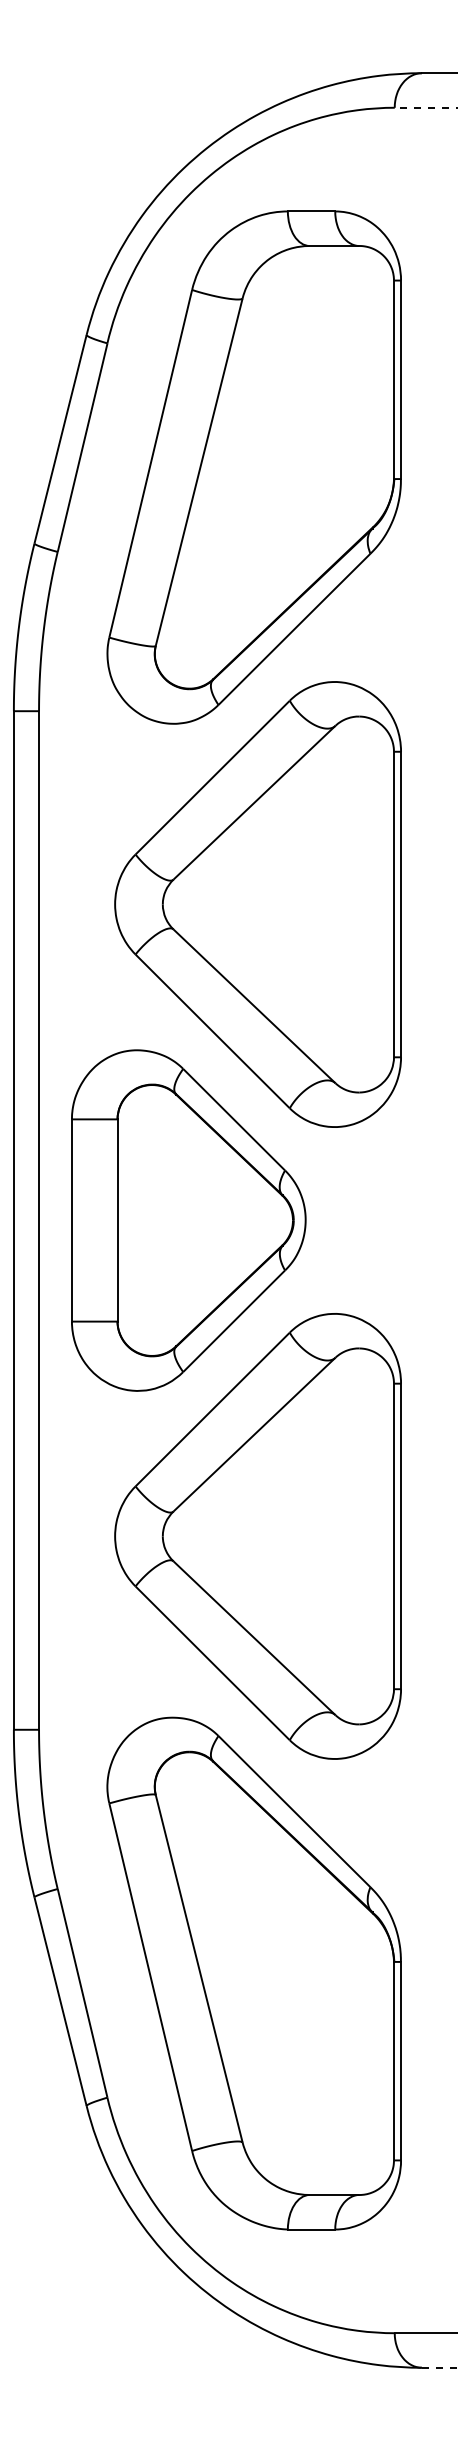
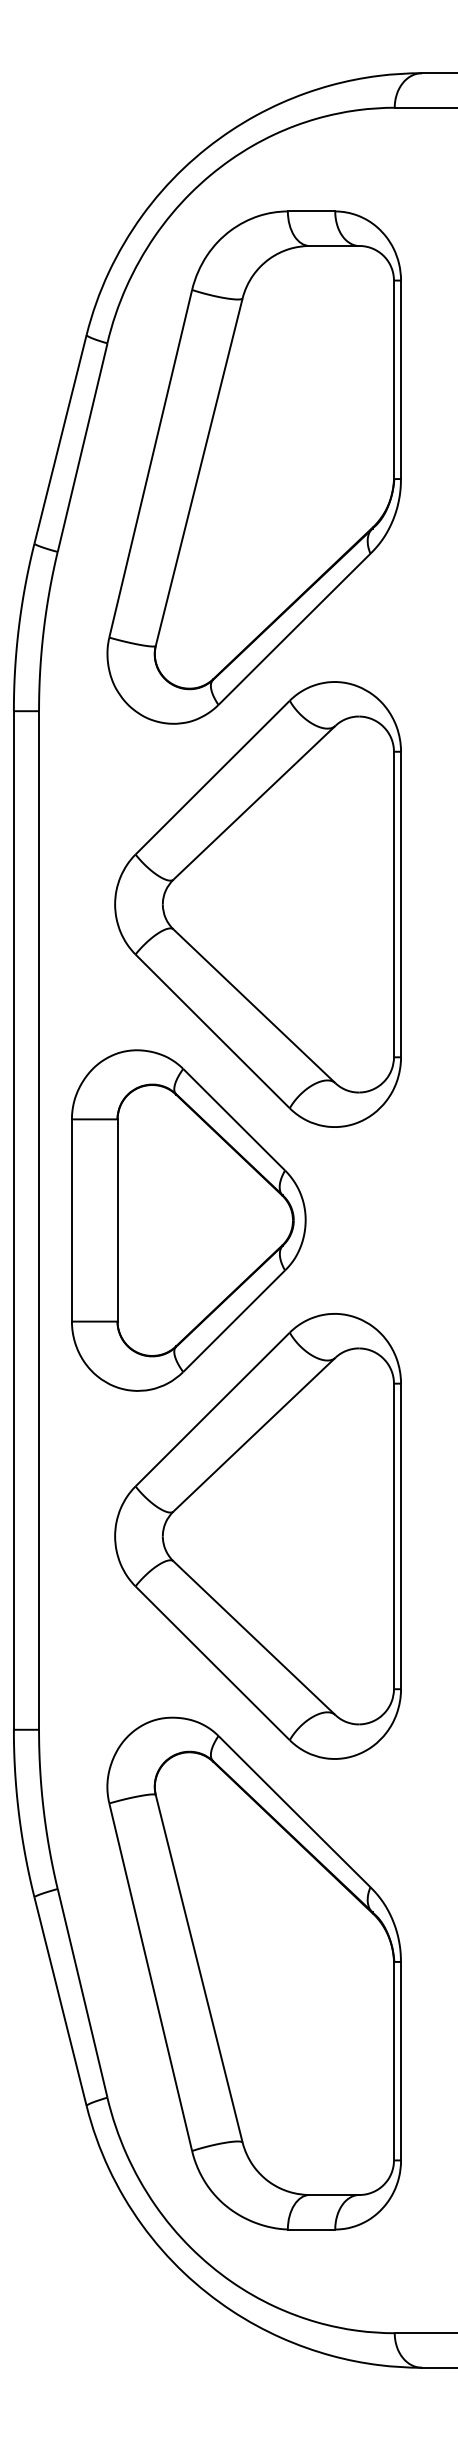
line: dashed -> solid (425, 107)
line: dashed -> solid (439, 2367)
